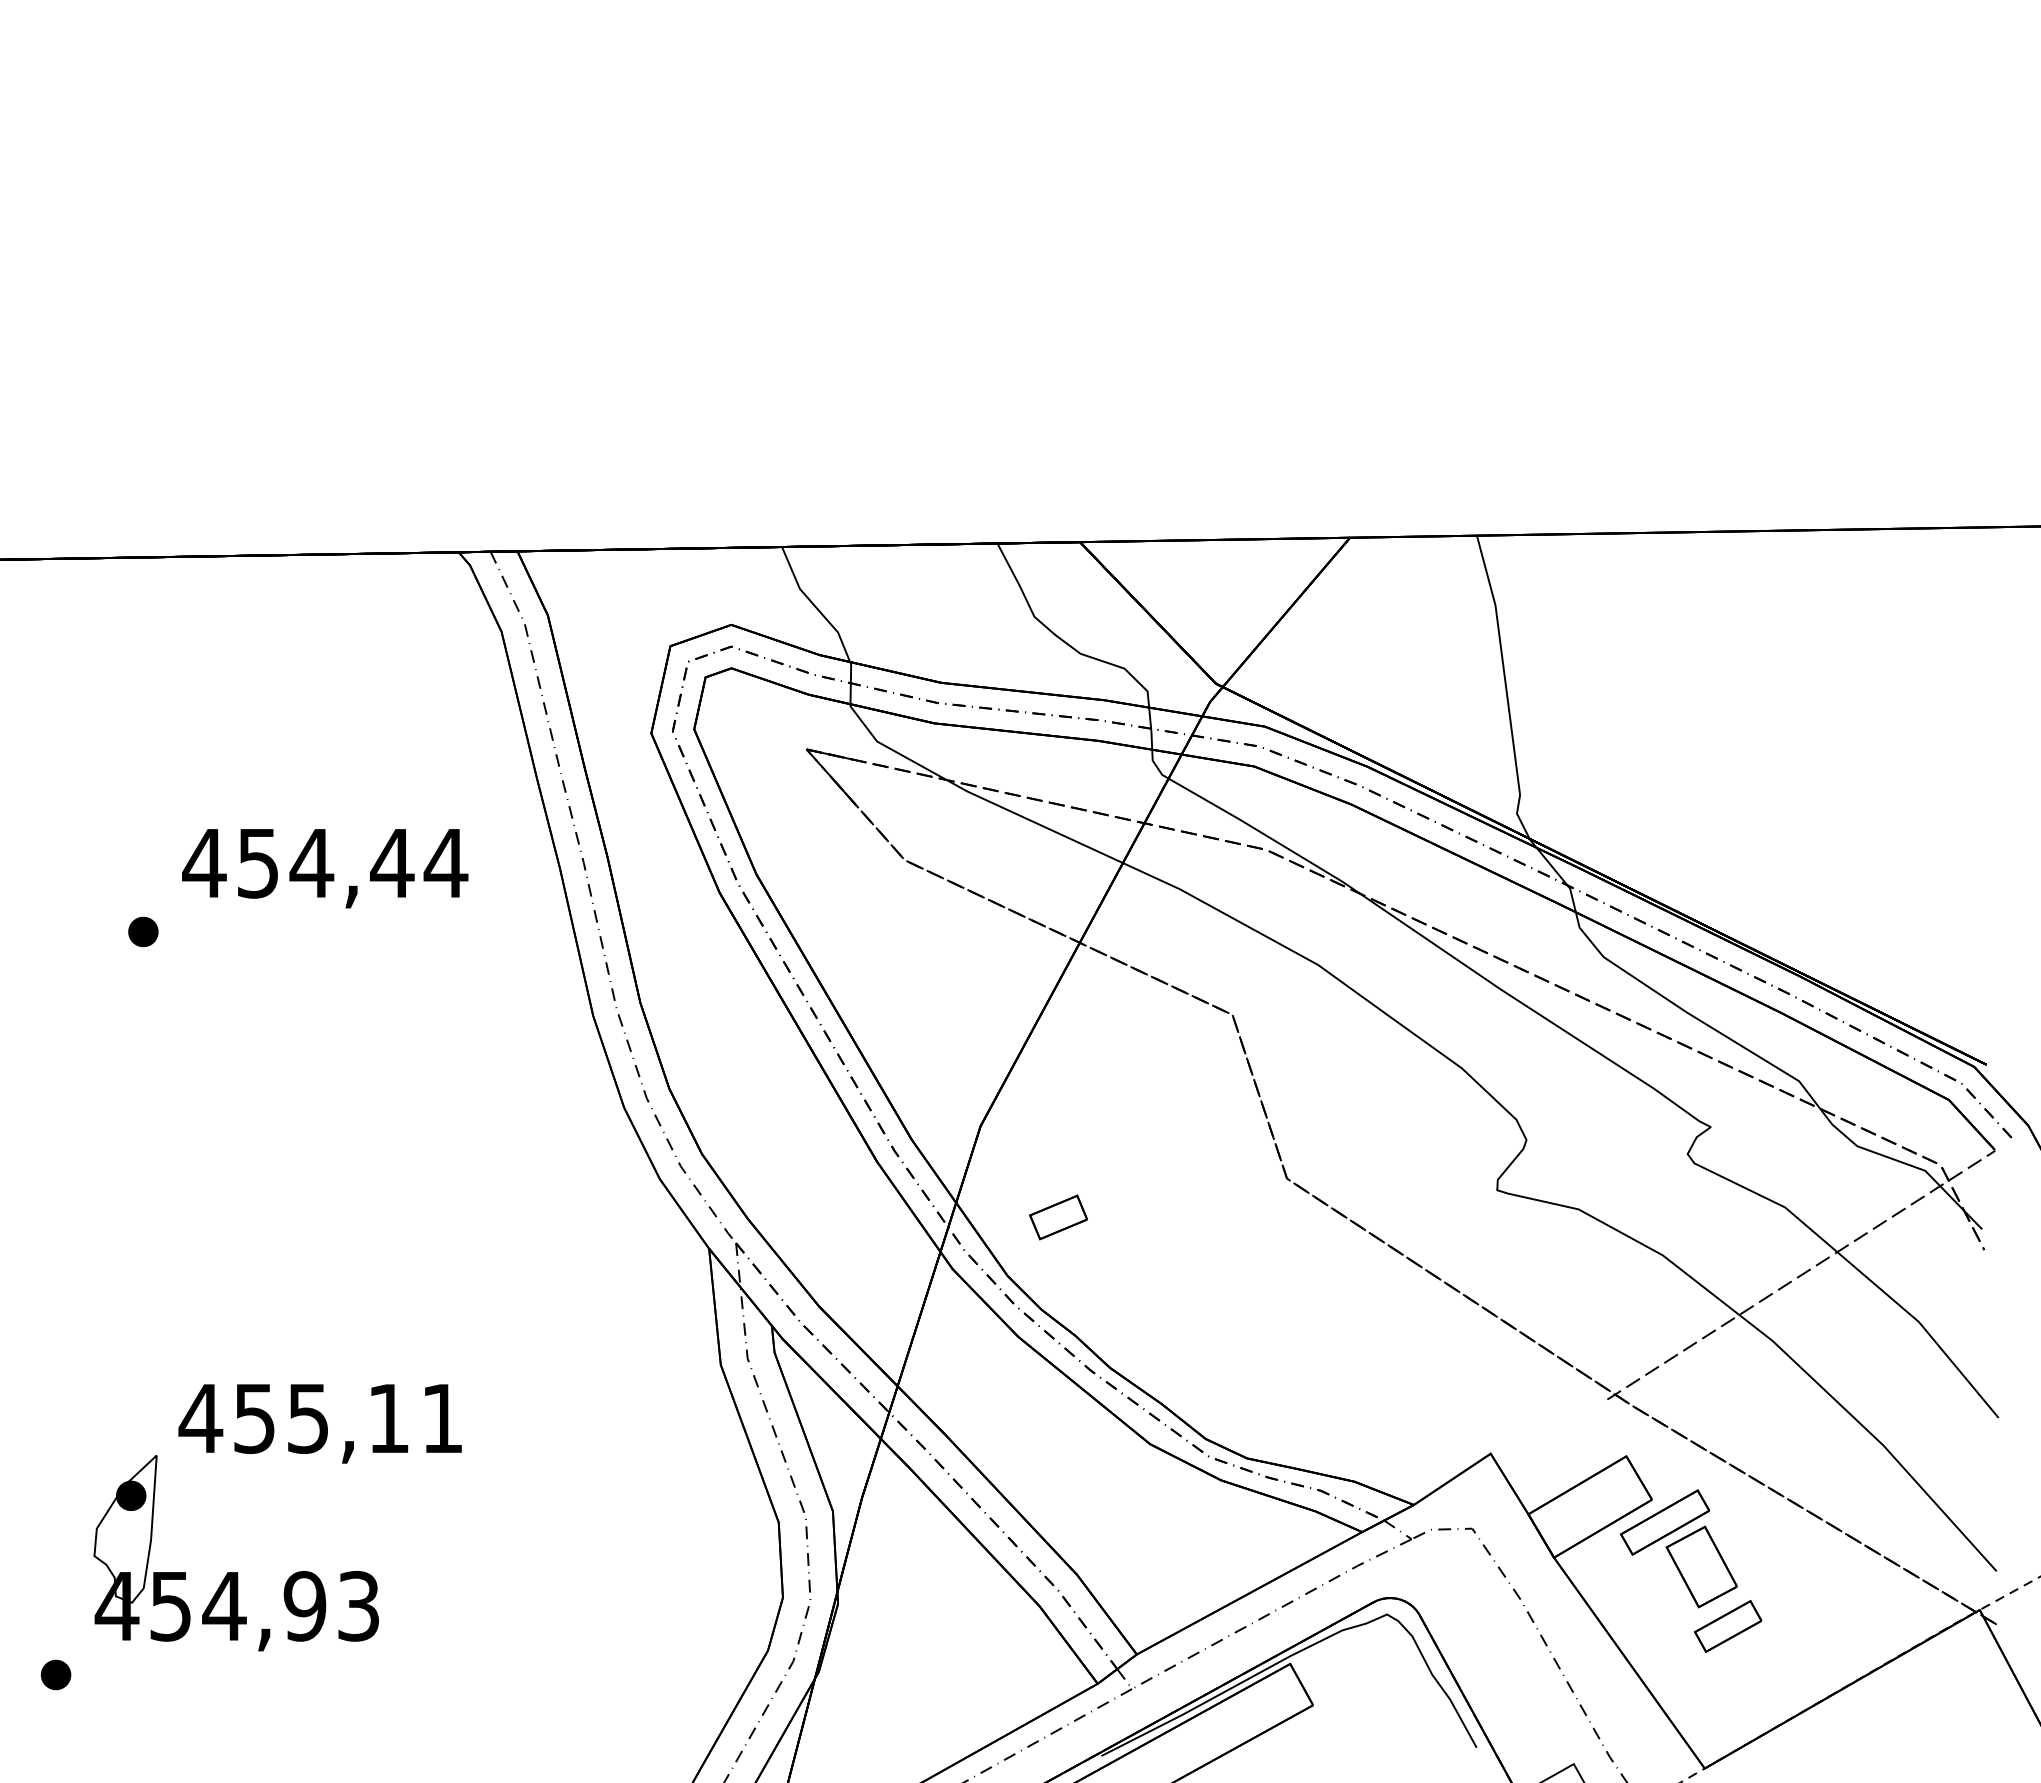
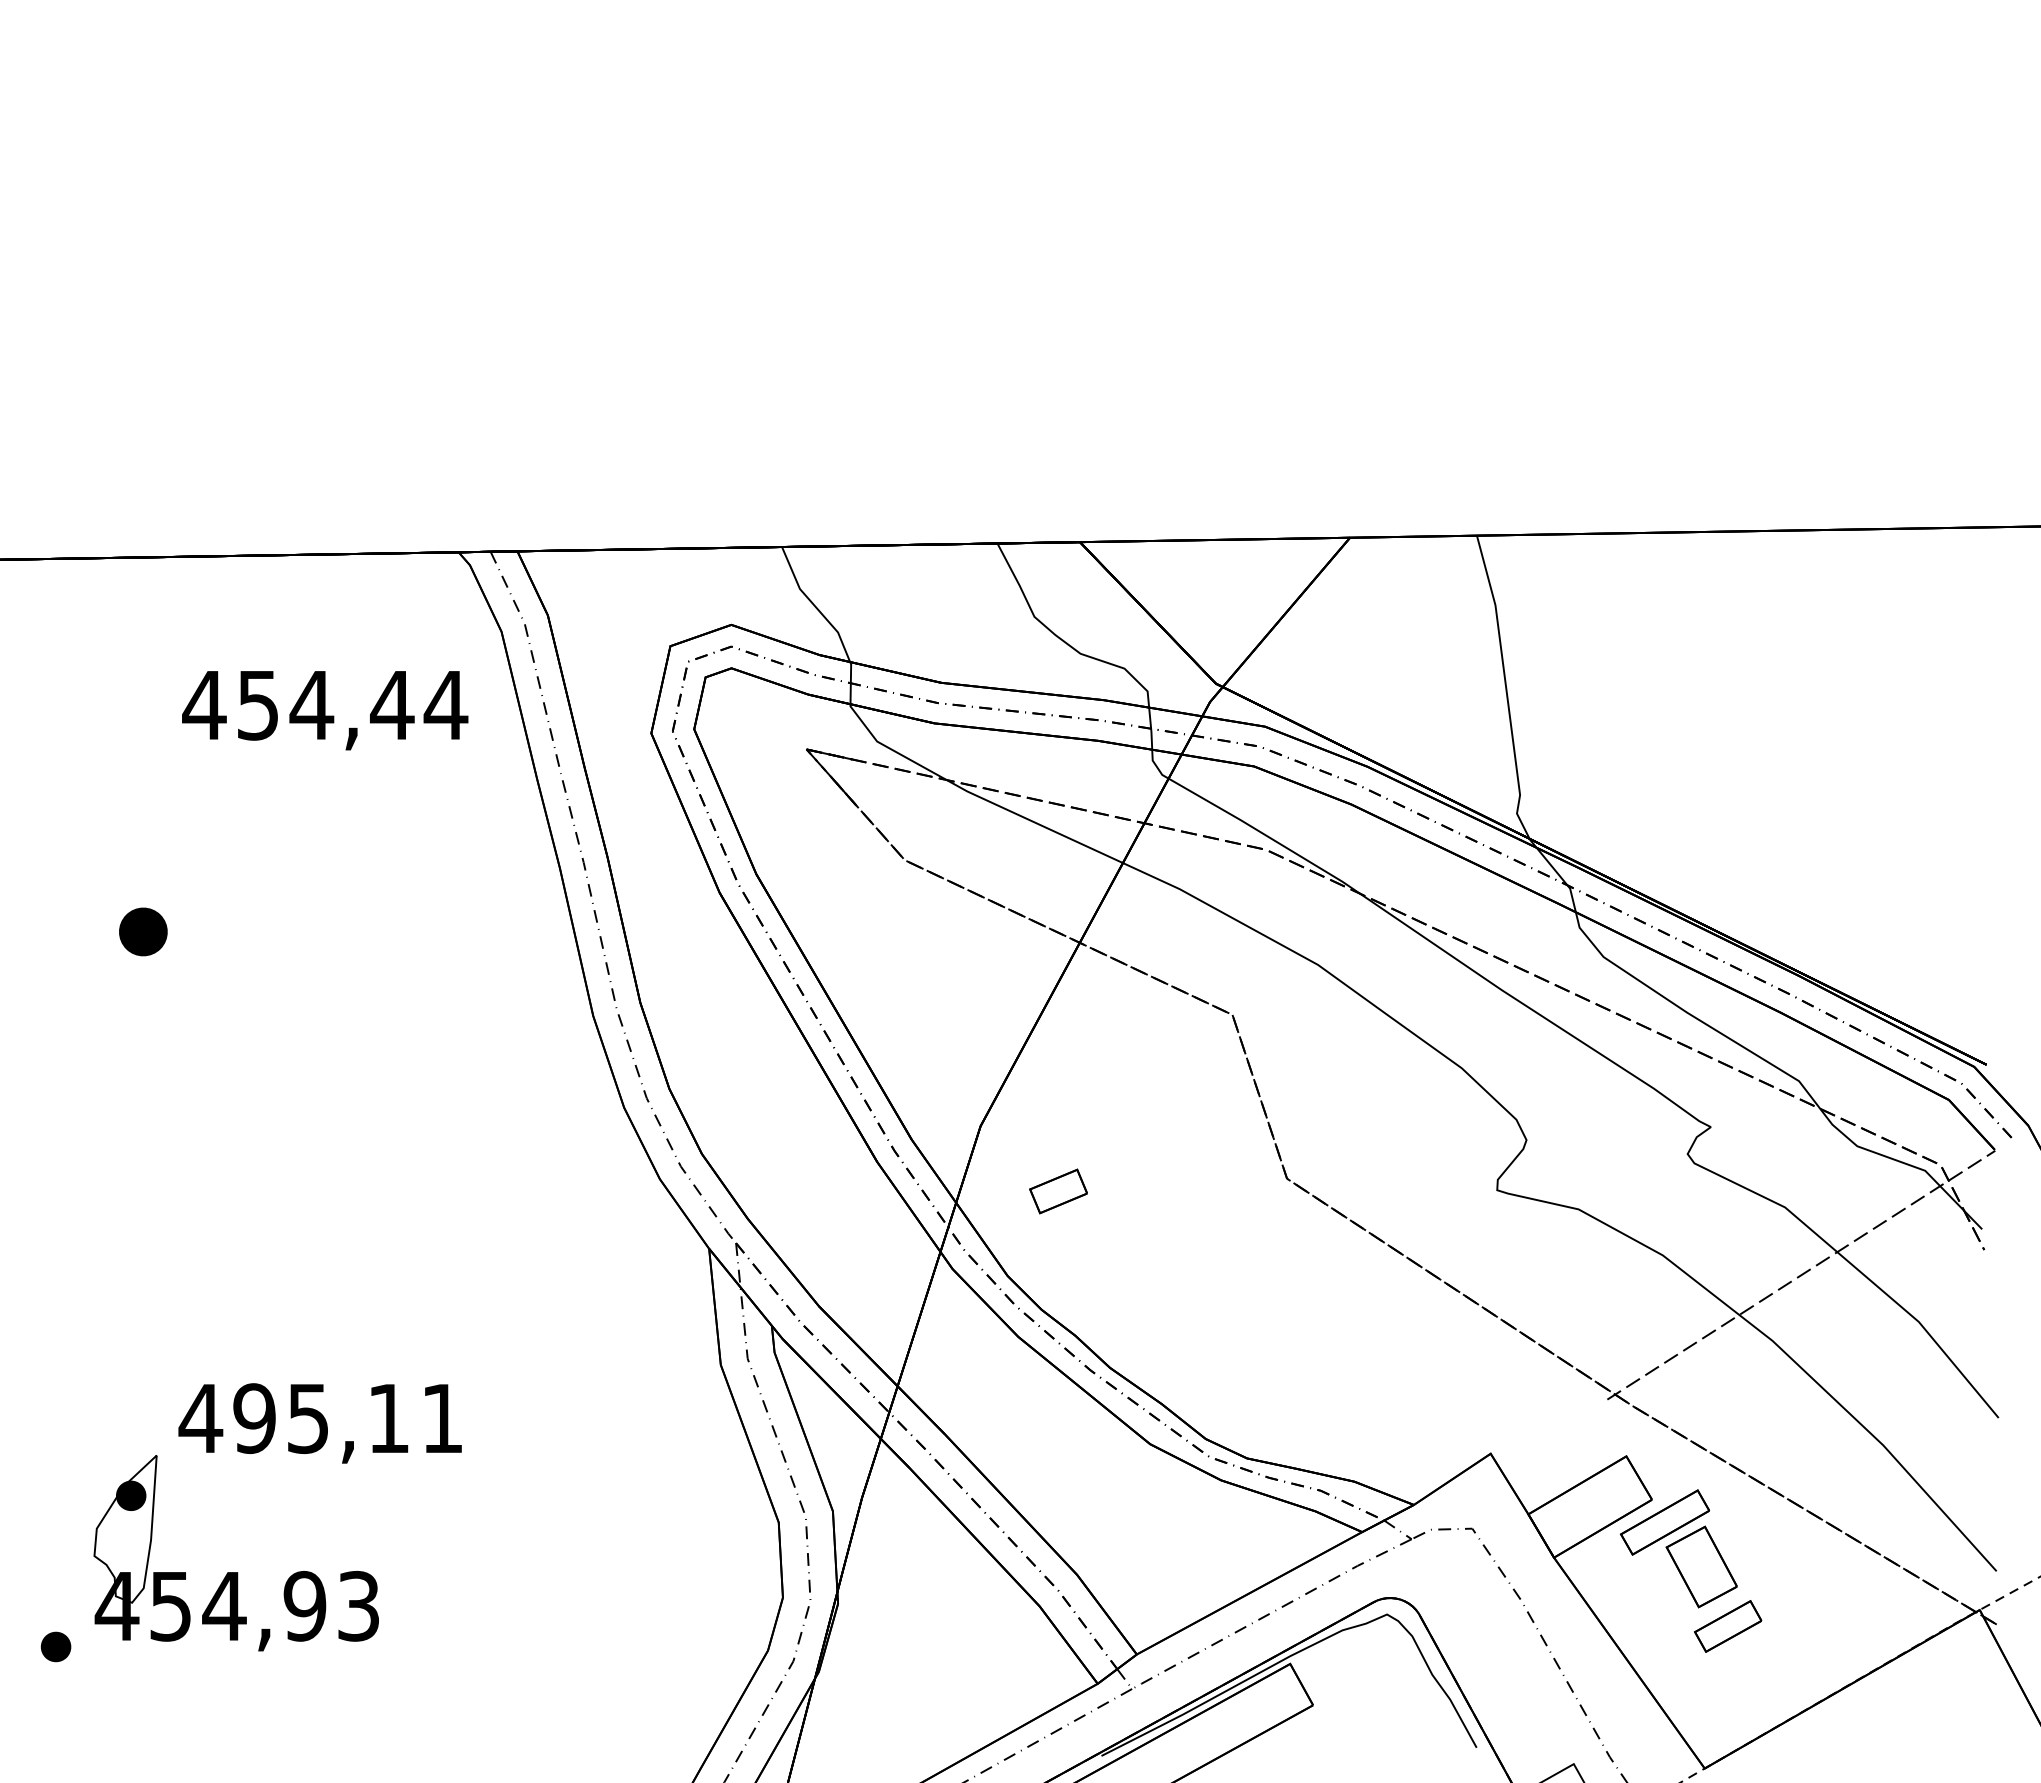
text position: (325, 868) -> (325, 710) (325, 710)
part size: 31x32 px -> 49x50 px (143, 931)
part position: (1058, 1217) -> (1058, 1191) (1058, 1191)
text: 455,11 -> 495,11 (254, 1418)
part position: (55, 1674) -> (55, 1646) (55, 1646)
